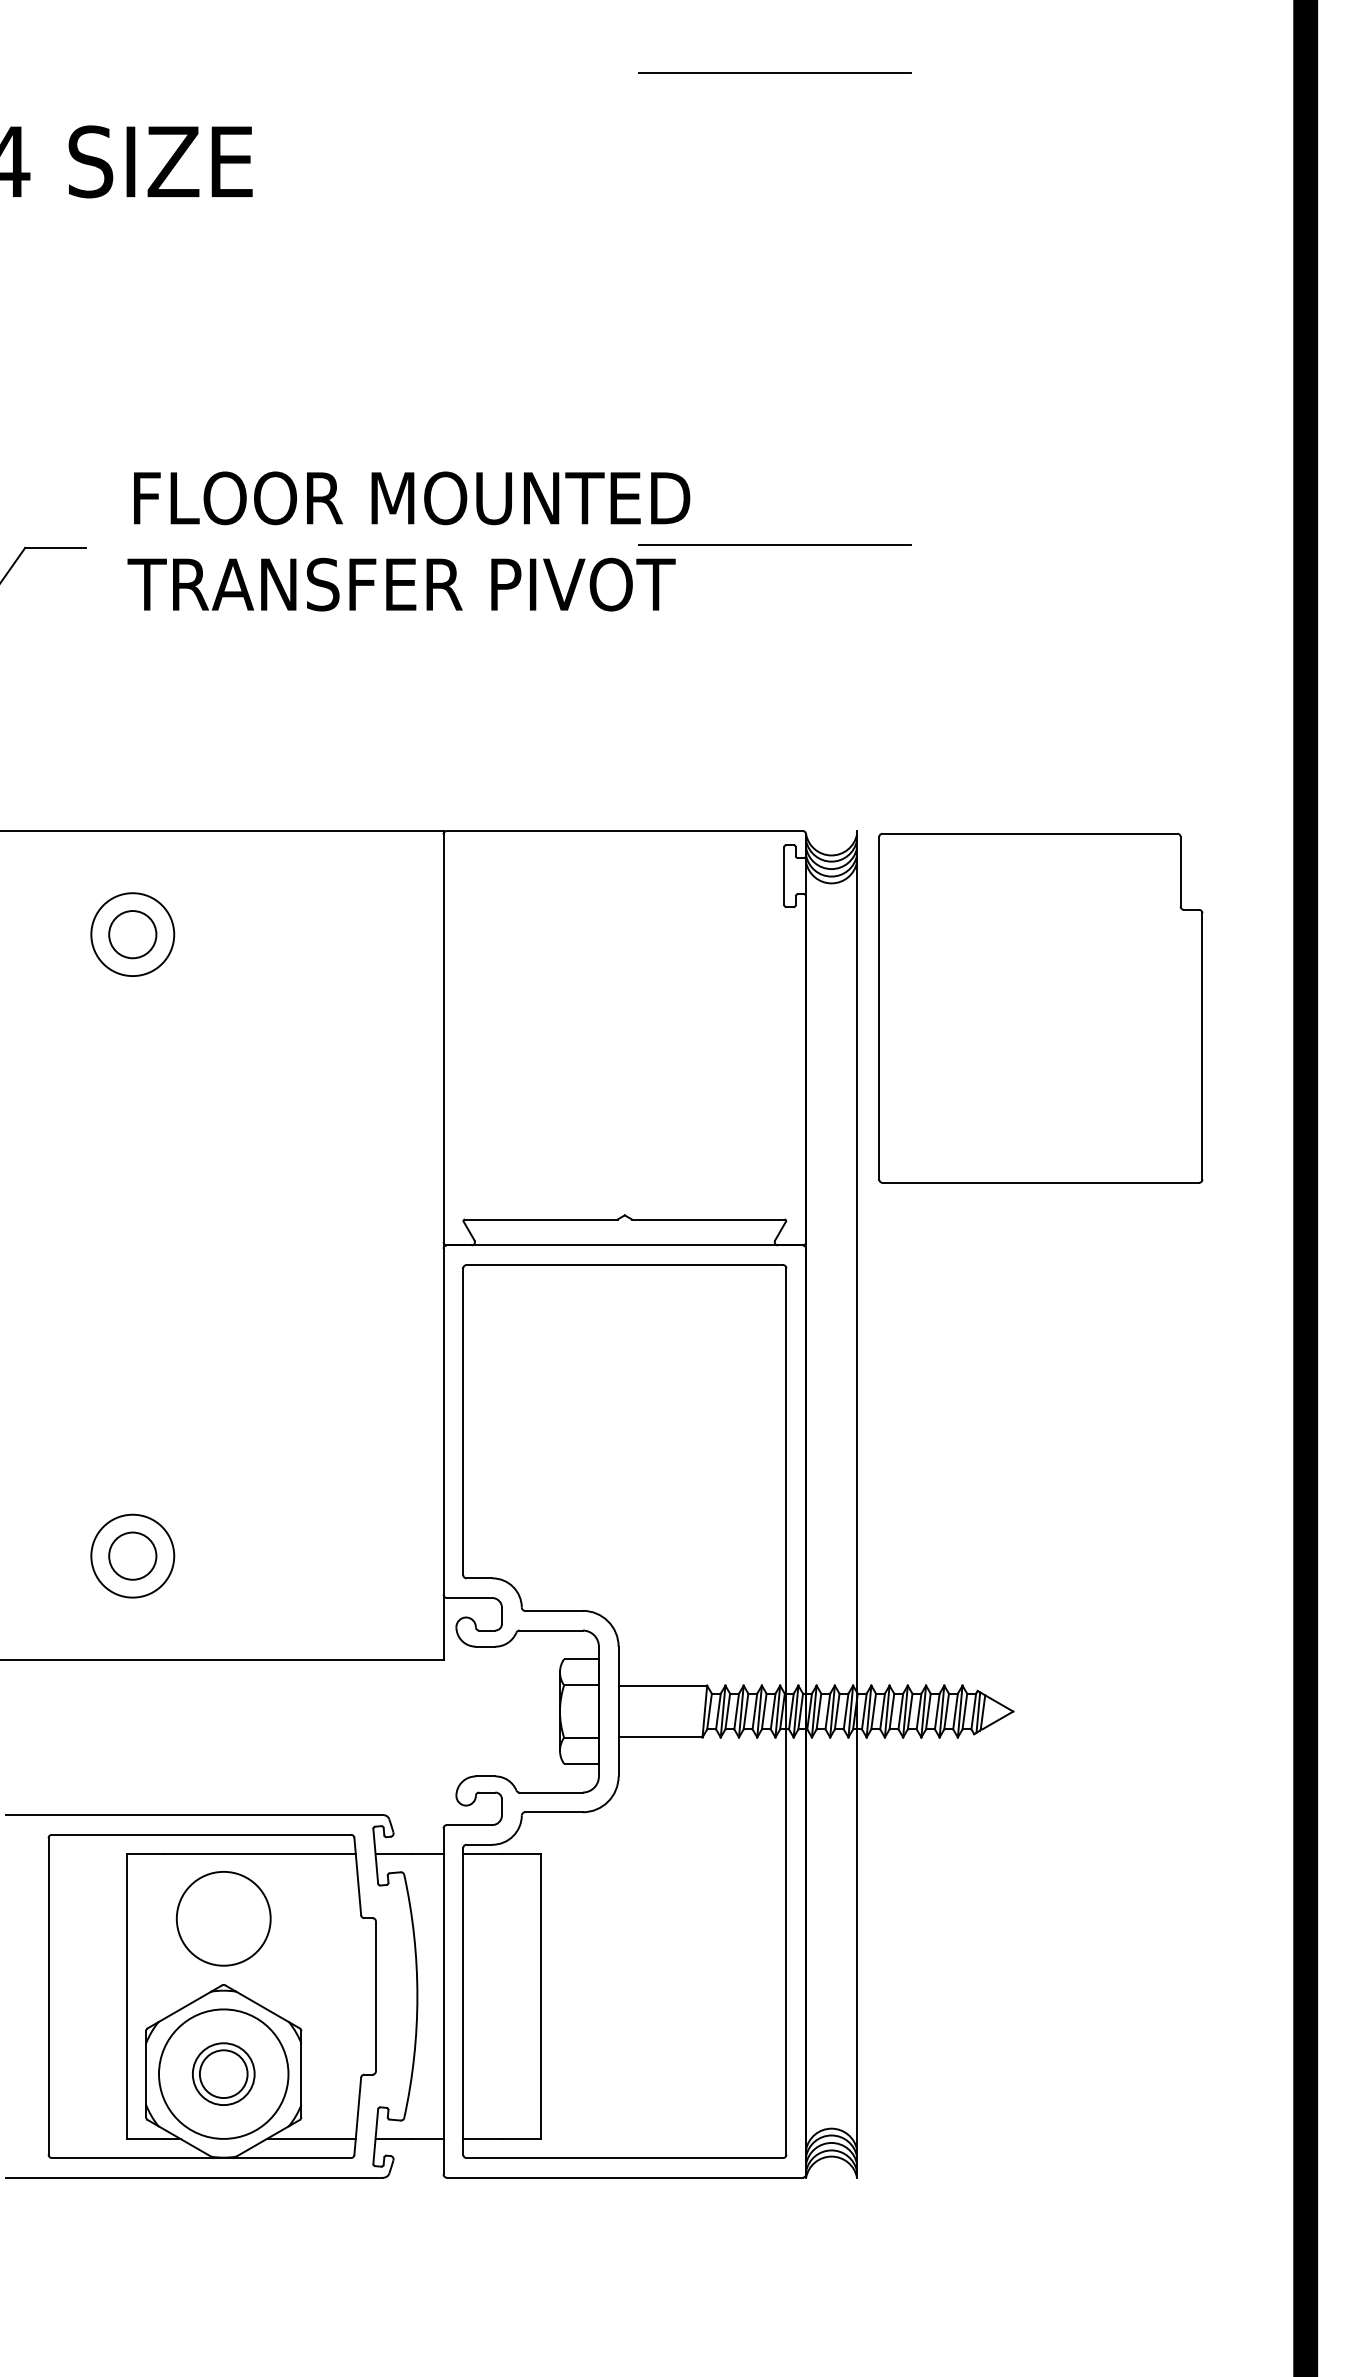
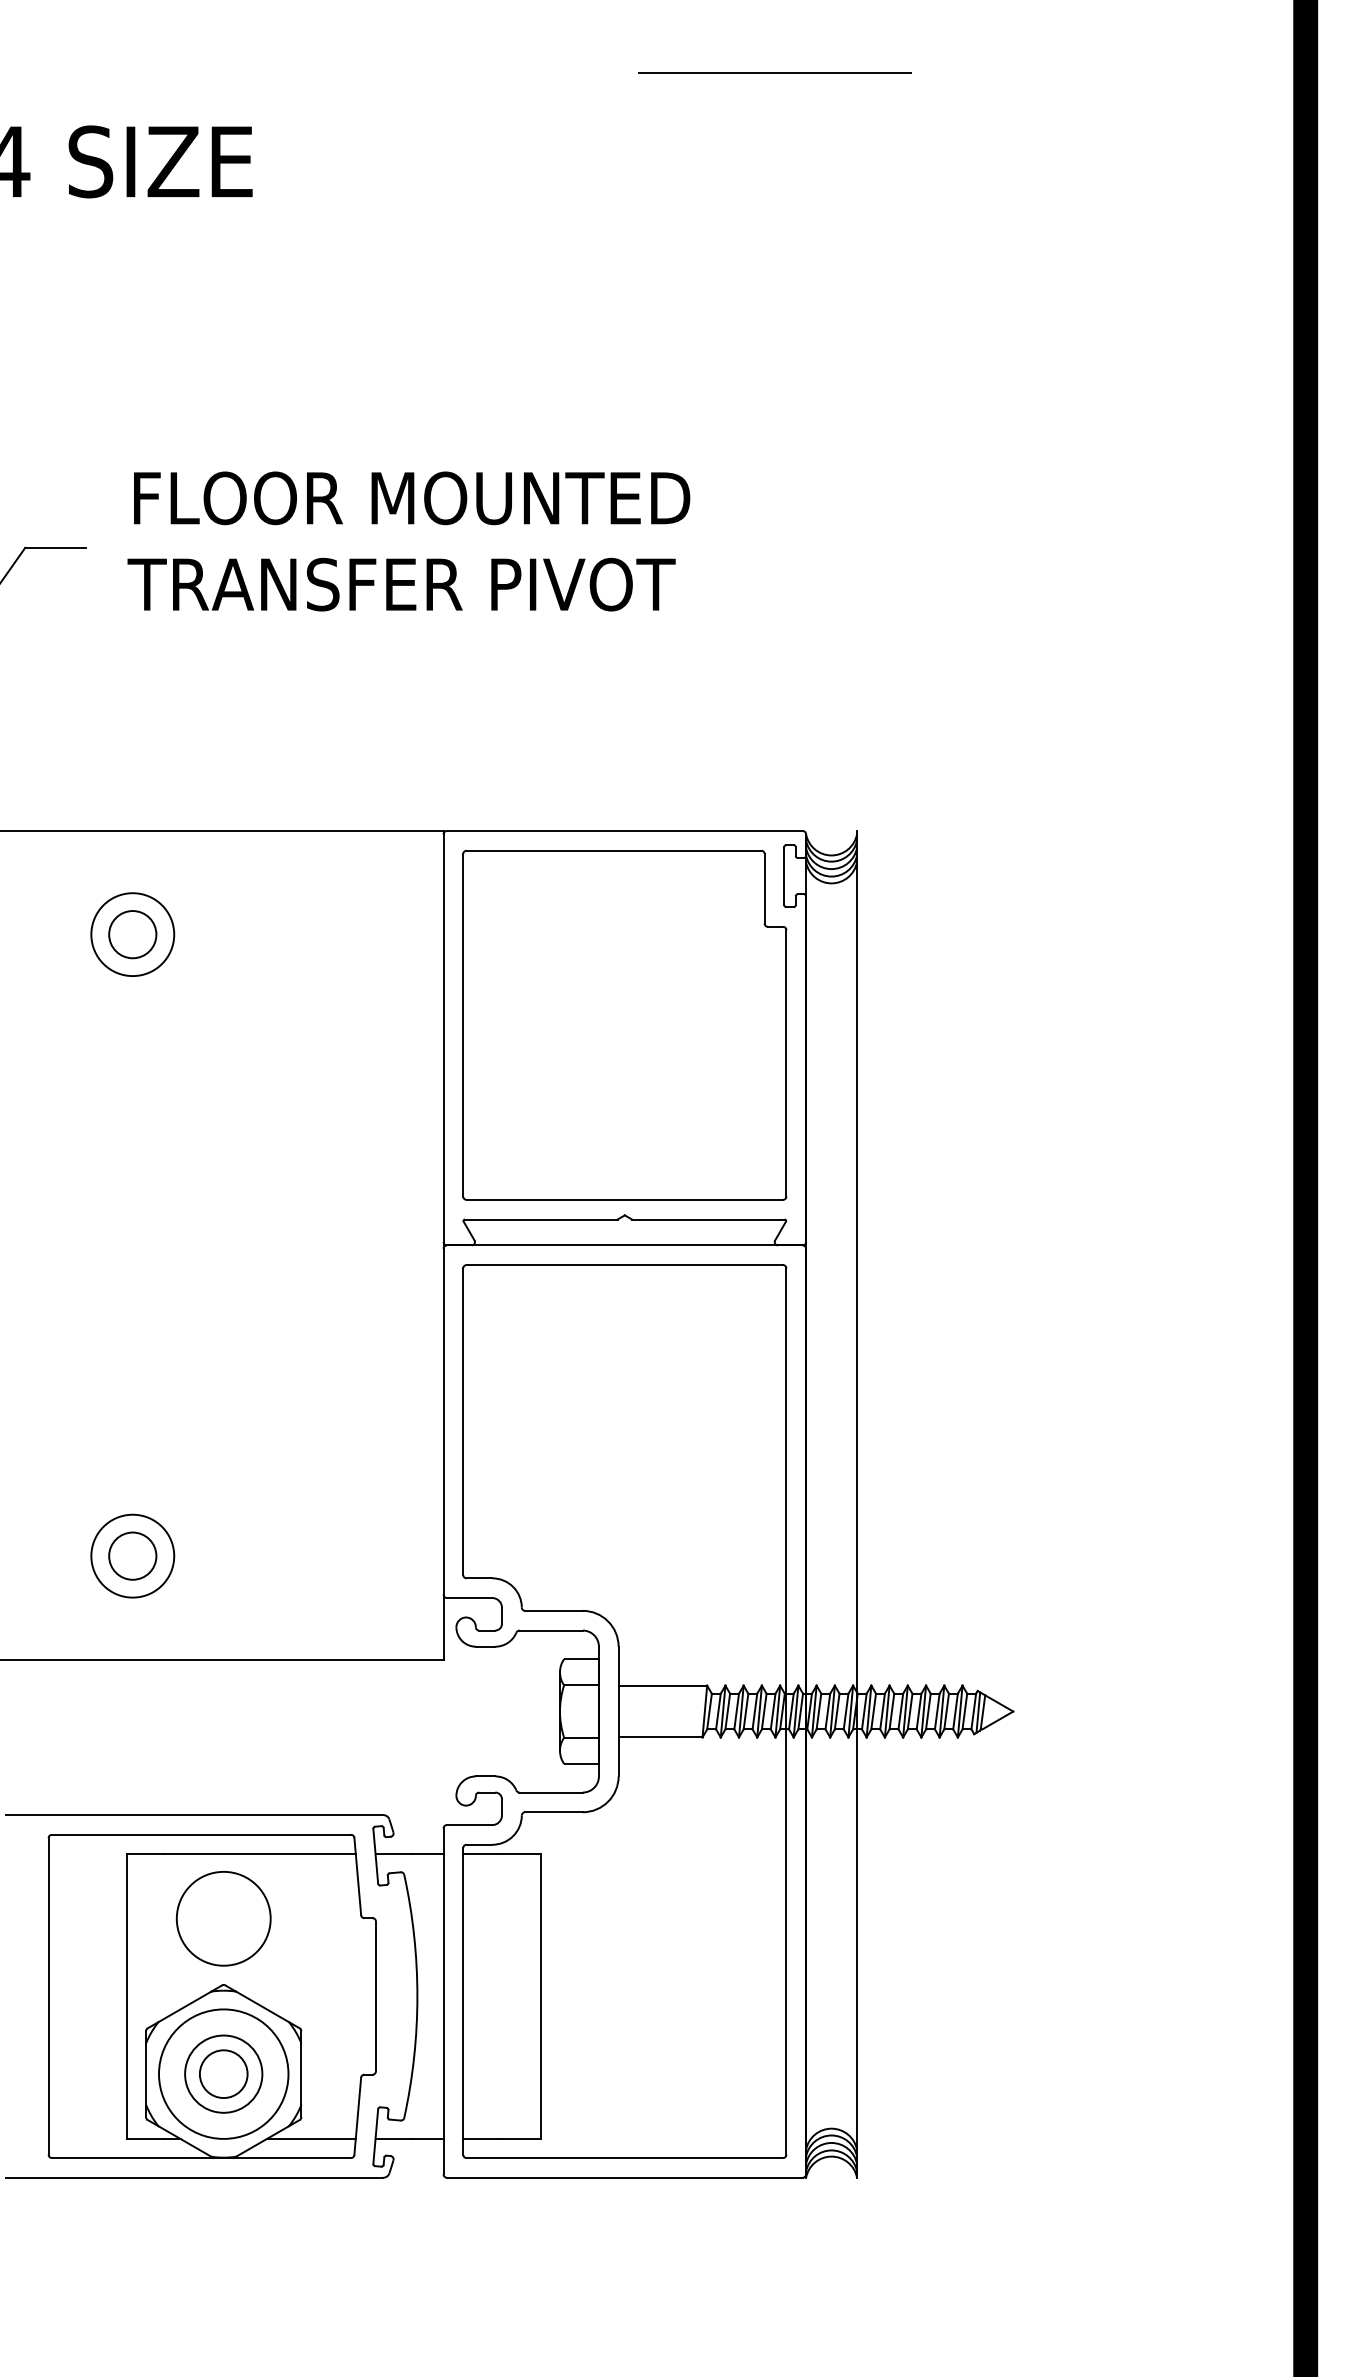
line: present -> none (774, 544)
part position: (1040, 1008) -> (624, 1025) (624, 1025)
circle diameter: 62 px -> 77 px (223, 2073)
